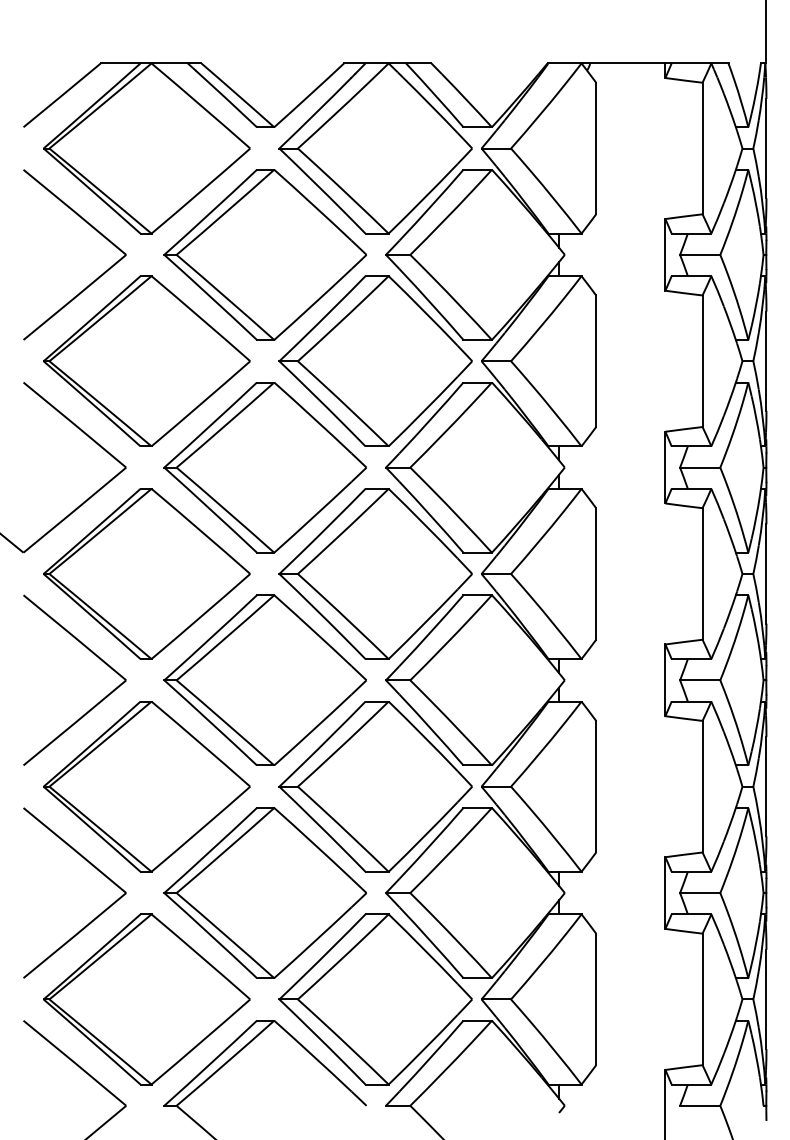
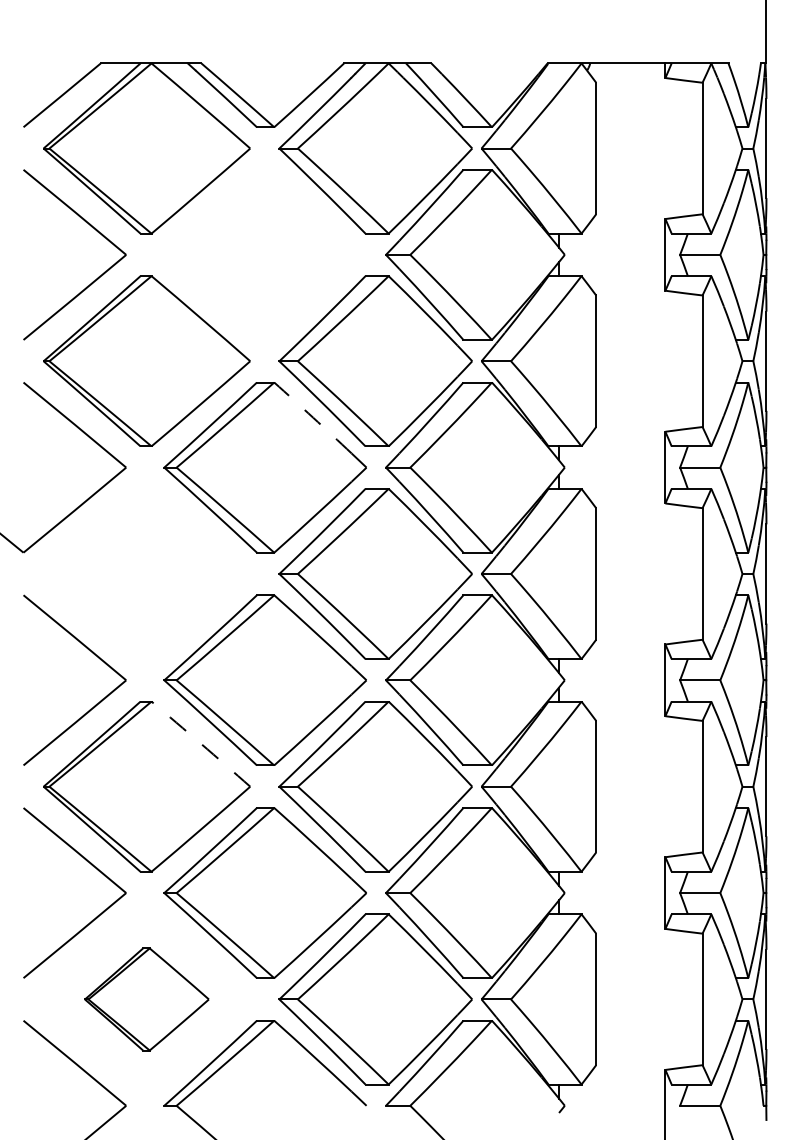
part: present -> none (264, 254)
arc: solid -> dashed (313, 417)
part: present -> none (146, 573)
arc: solid -> dashed (201, 743)
part size: 208x173 px -> 126x105 px (146, 999)
